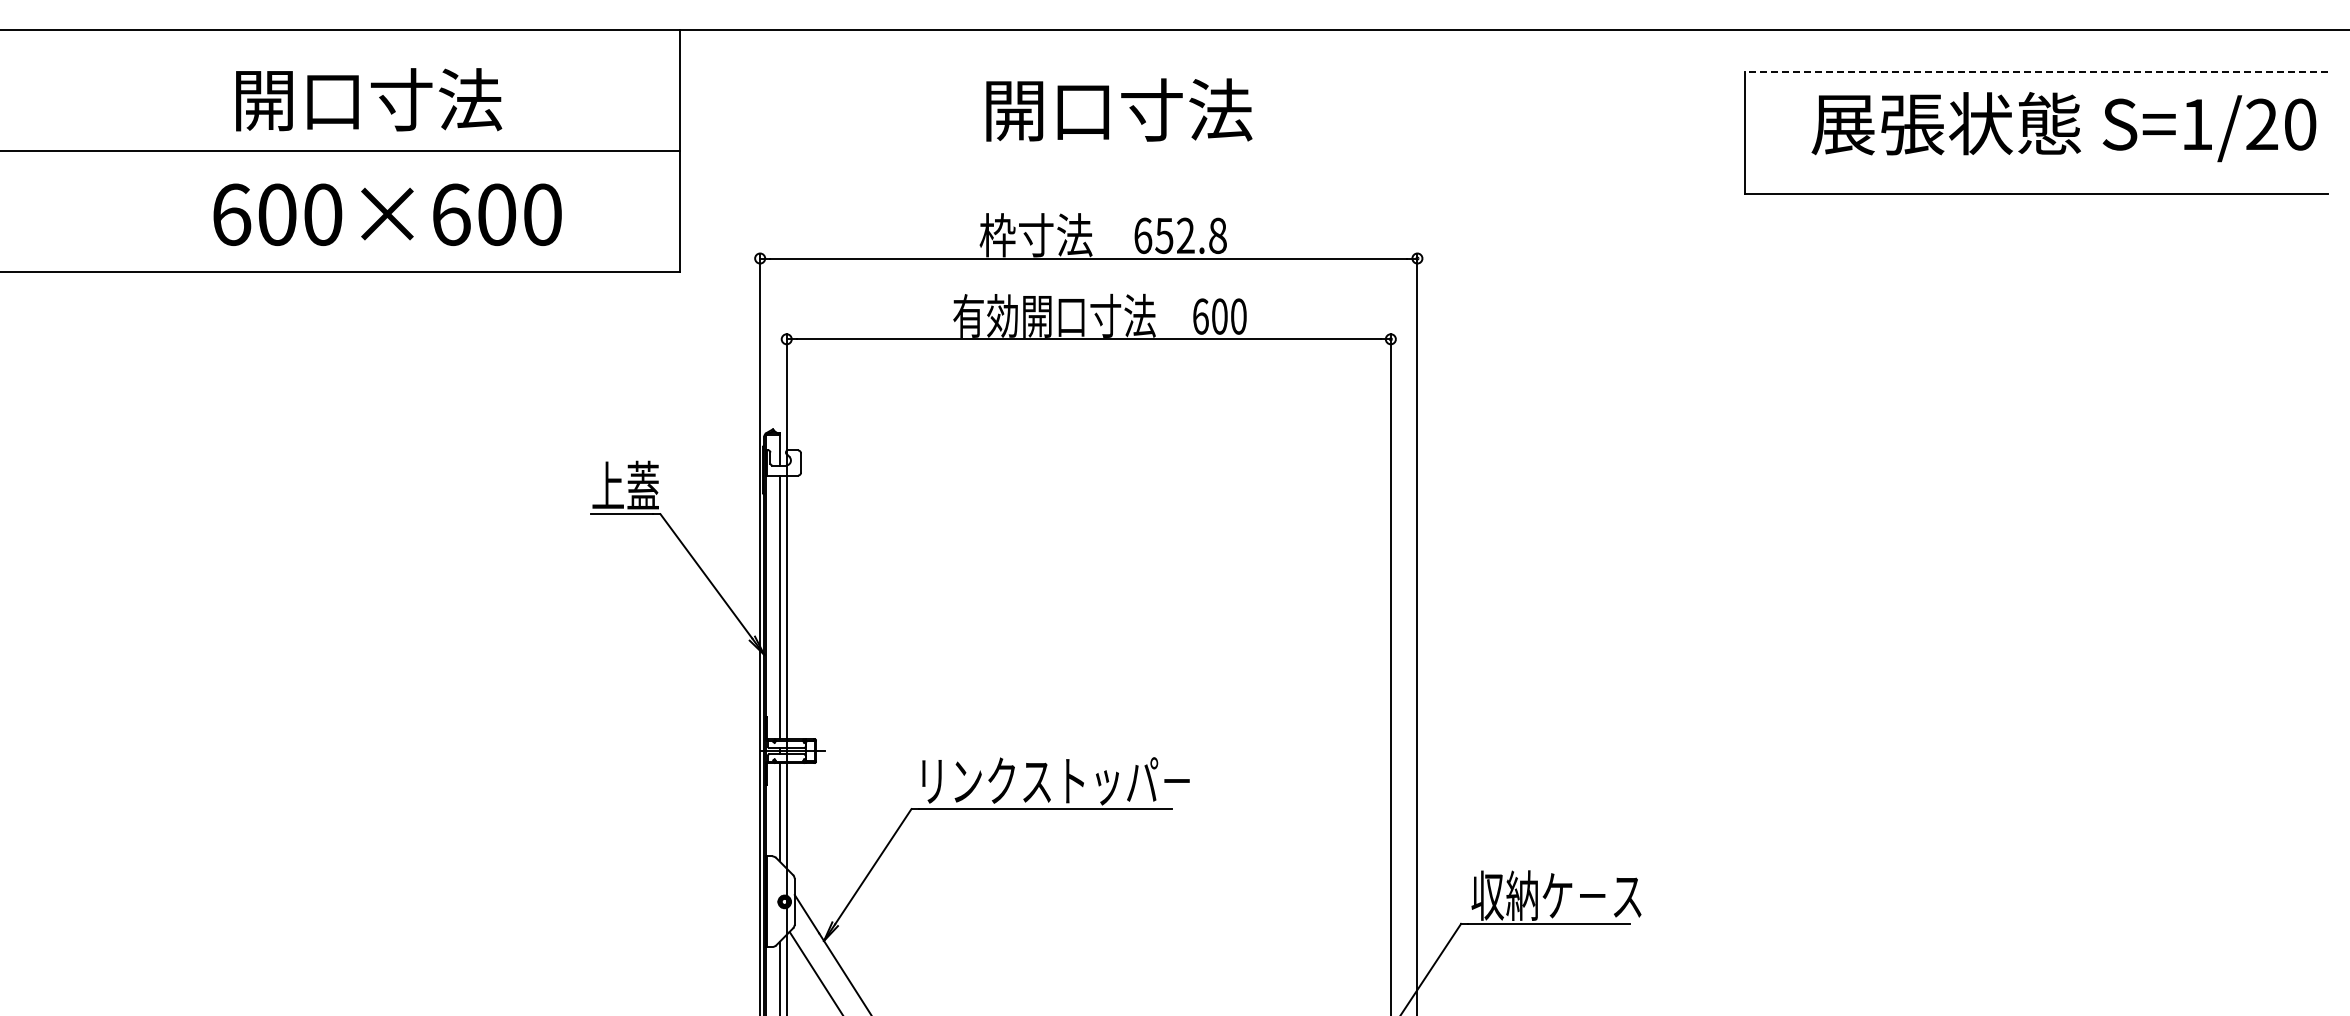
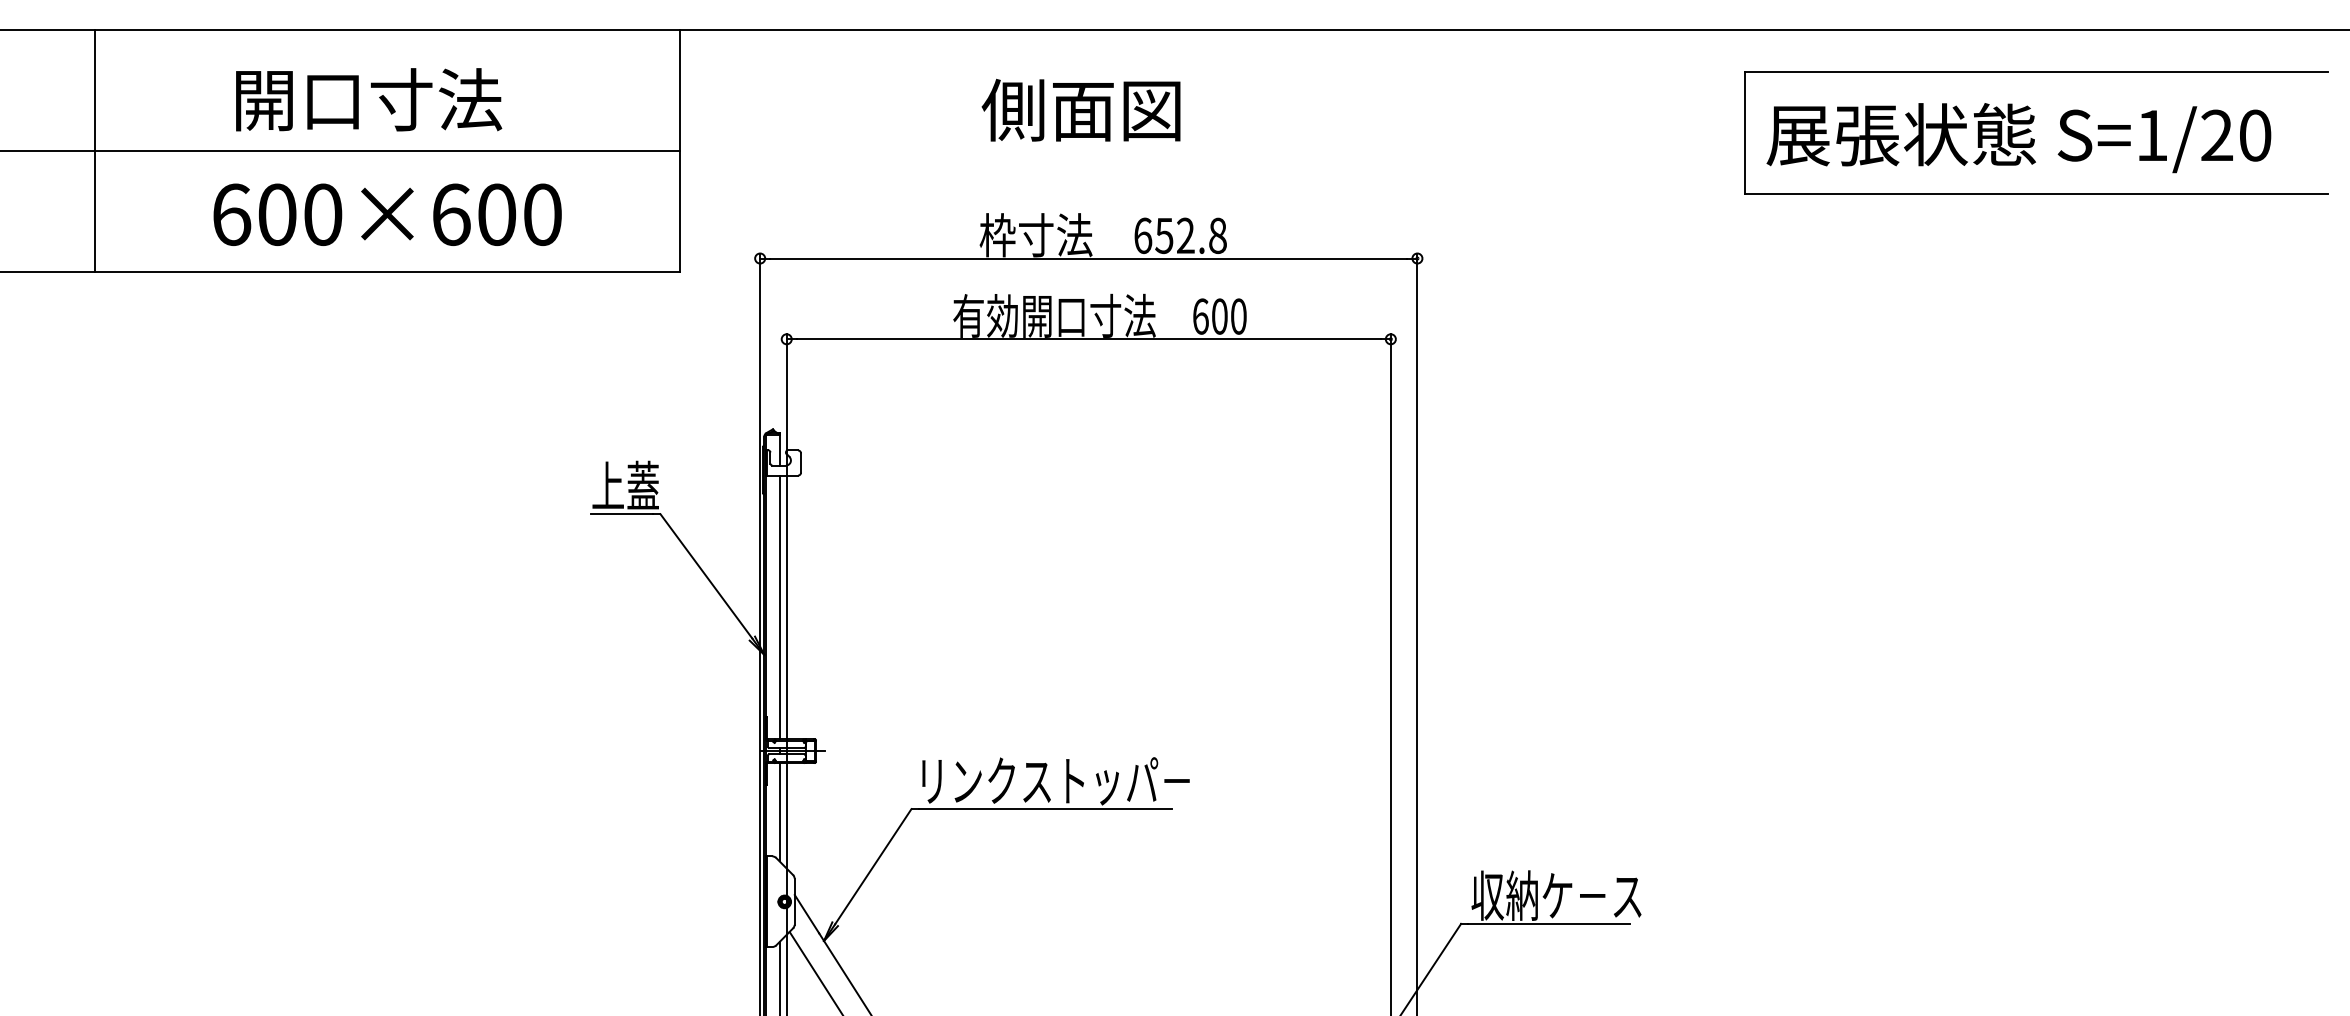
line: dashed -> solid (2035, 72)
text: 開口寸法 -> 側面図 (1116, 109)
text position: (2063, 127) -> (2018, 138) (2018, 138)
line: none -> present (95, 151)
